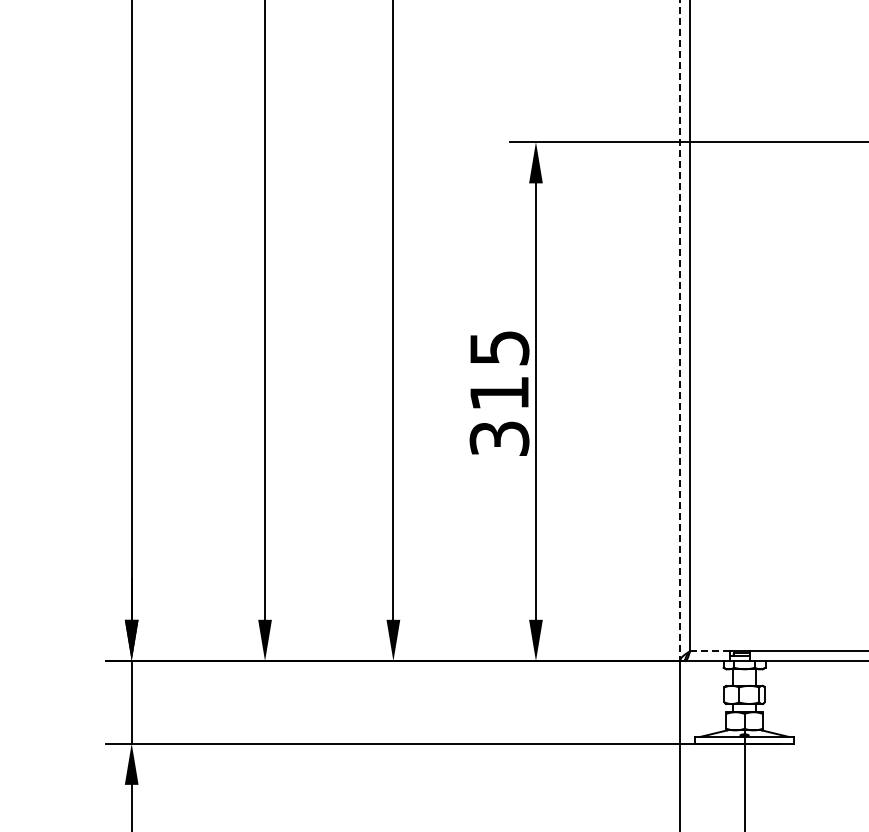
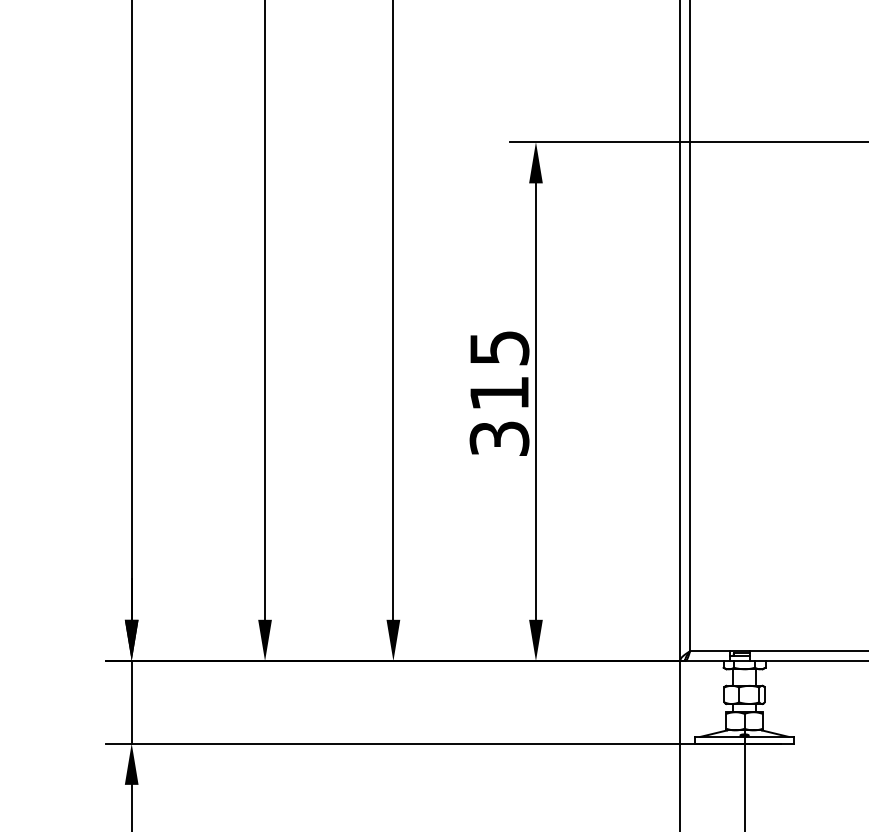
line: dashed -> solid (680, 331)
line: dashed -> solid (709, 651)
